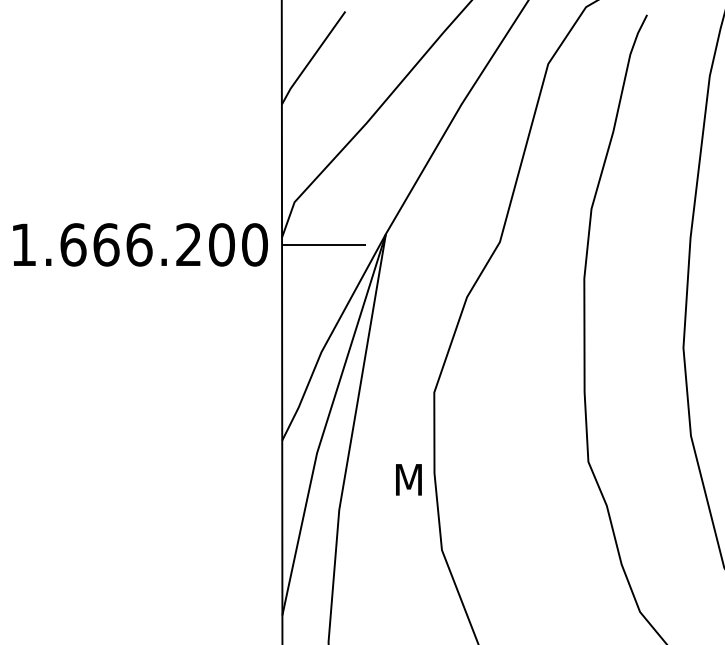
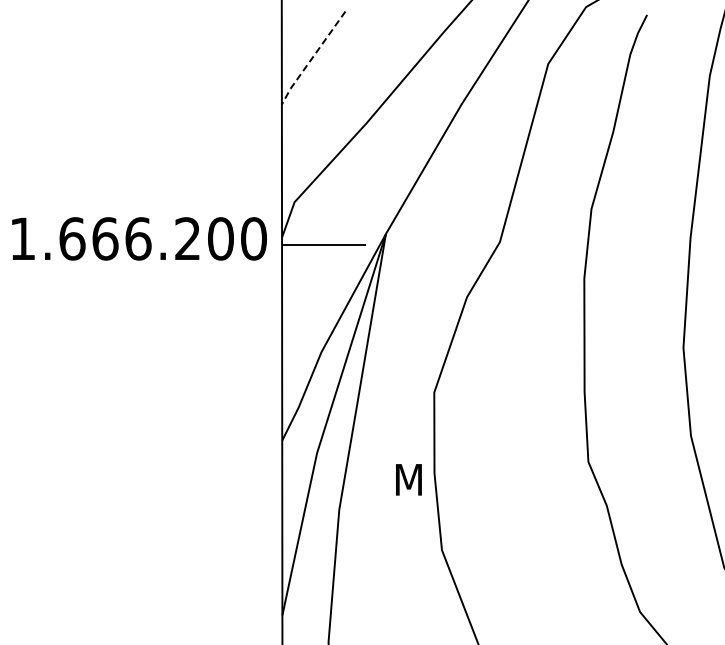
line: solid -> dashed (312, 58)
text position: (140, 244) -> (139, 238) (139, 238)
